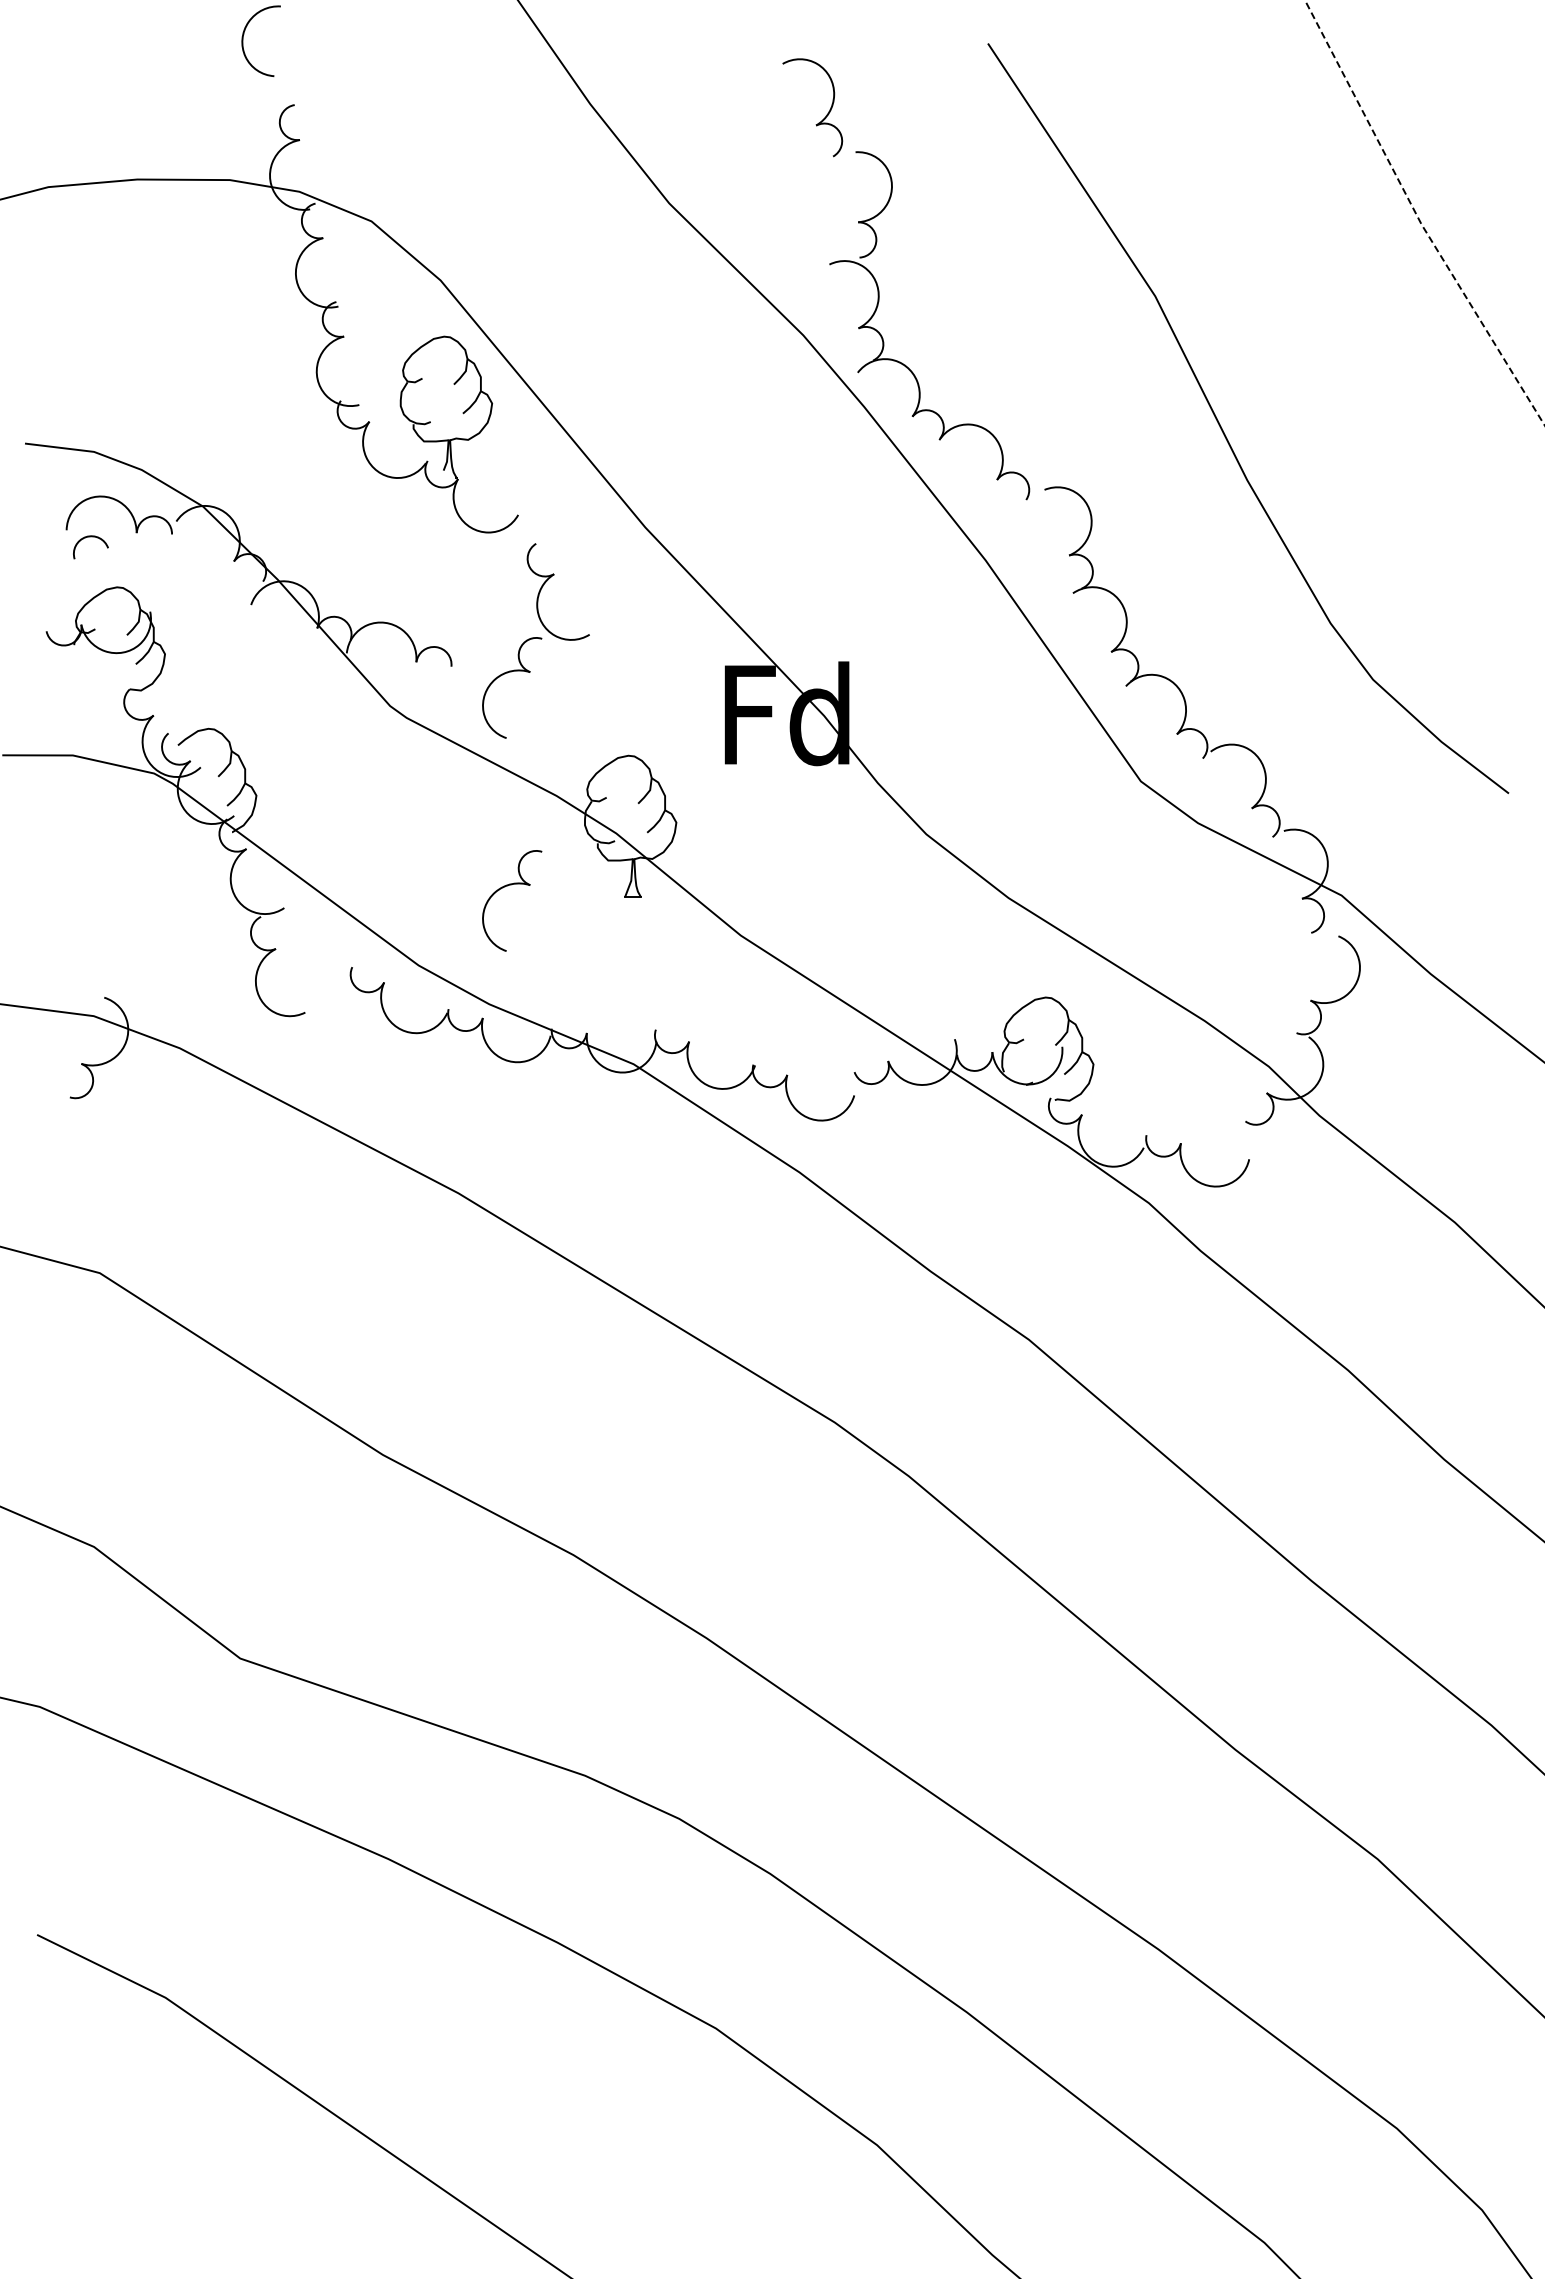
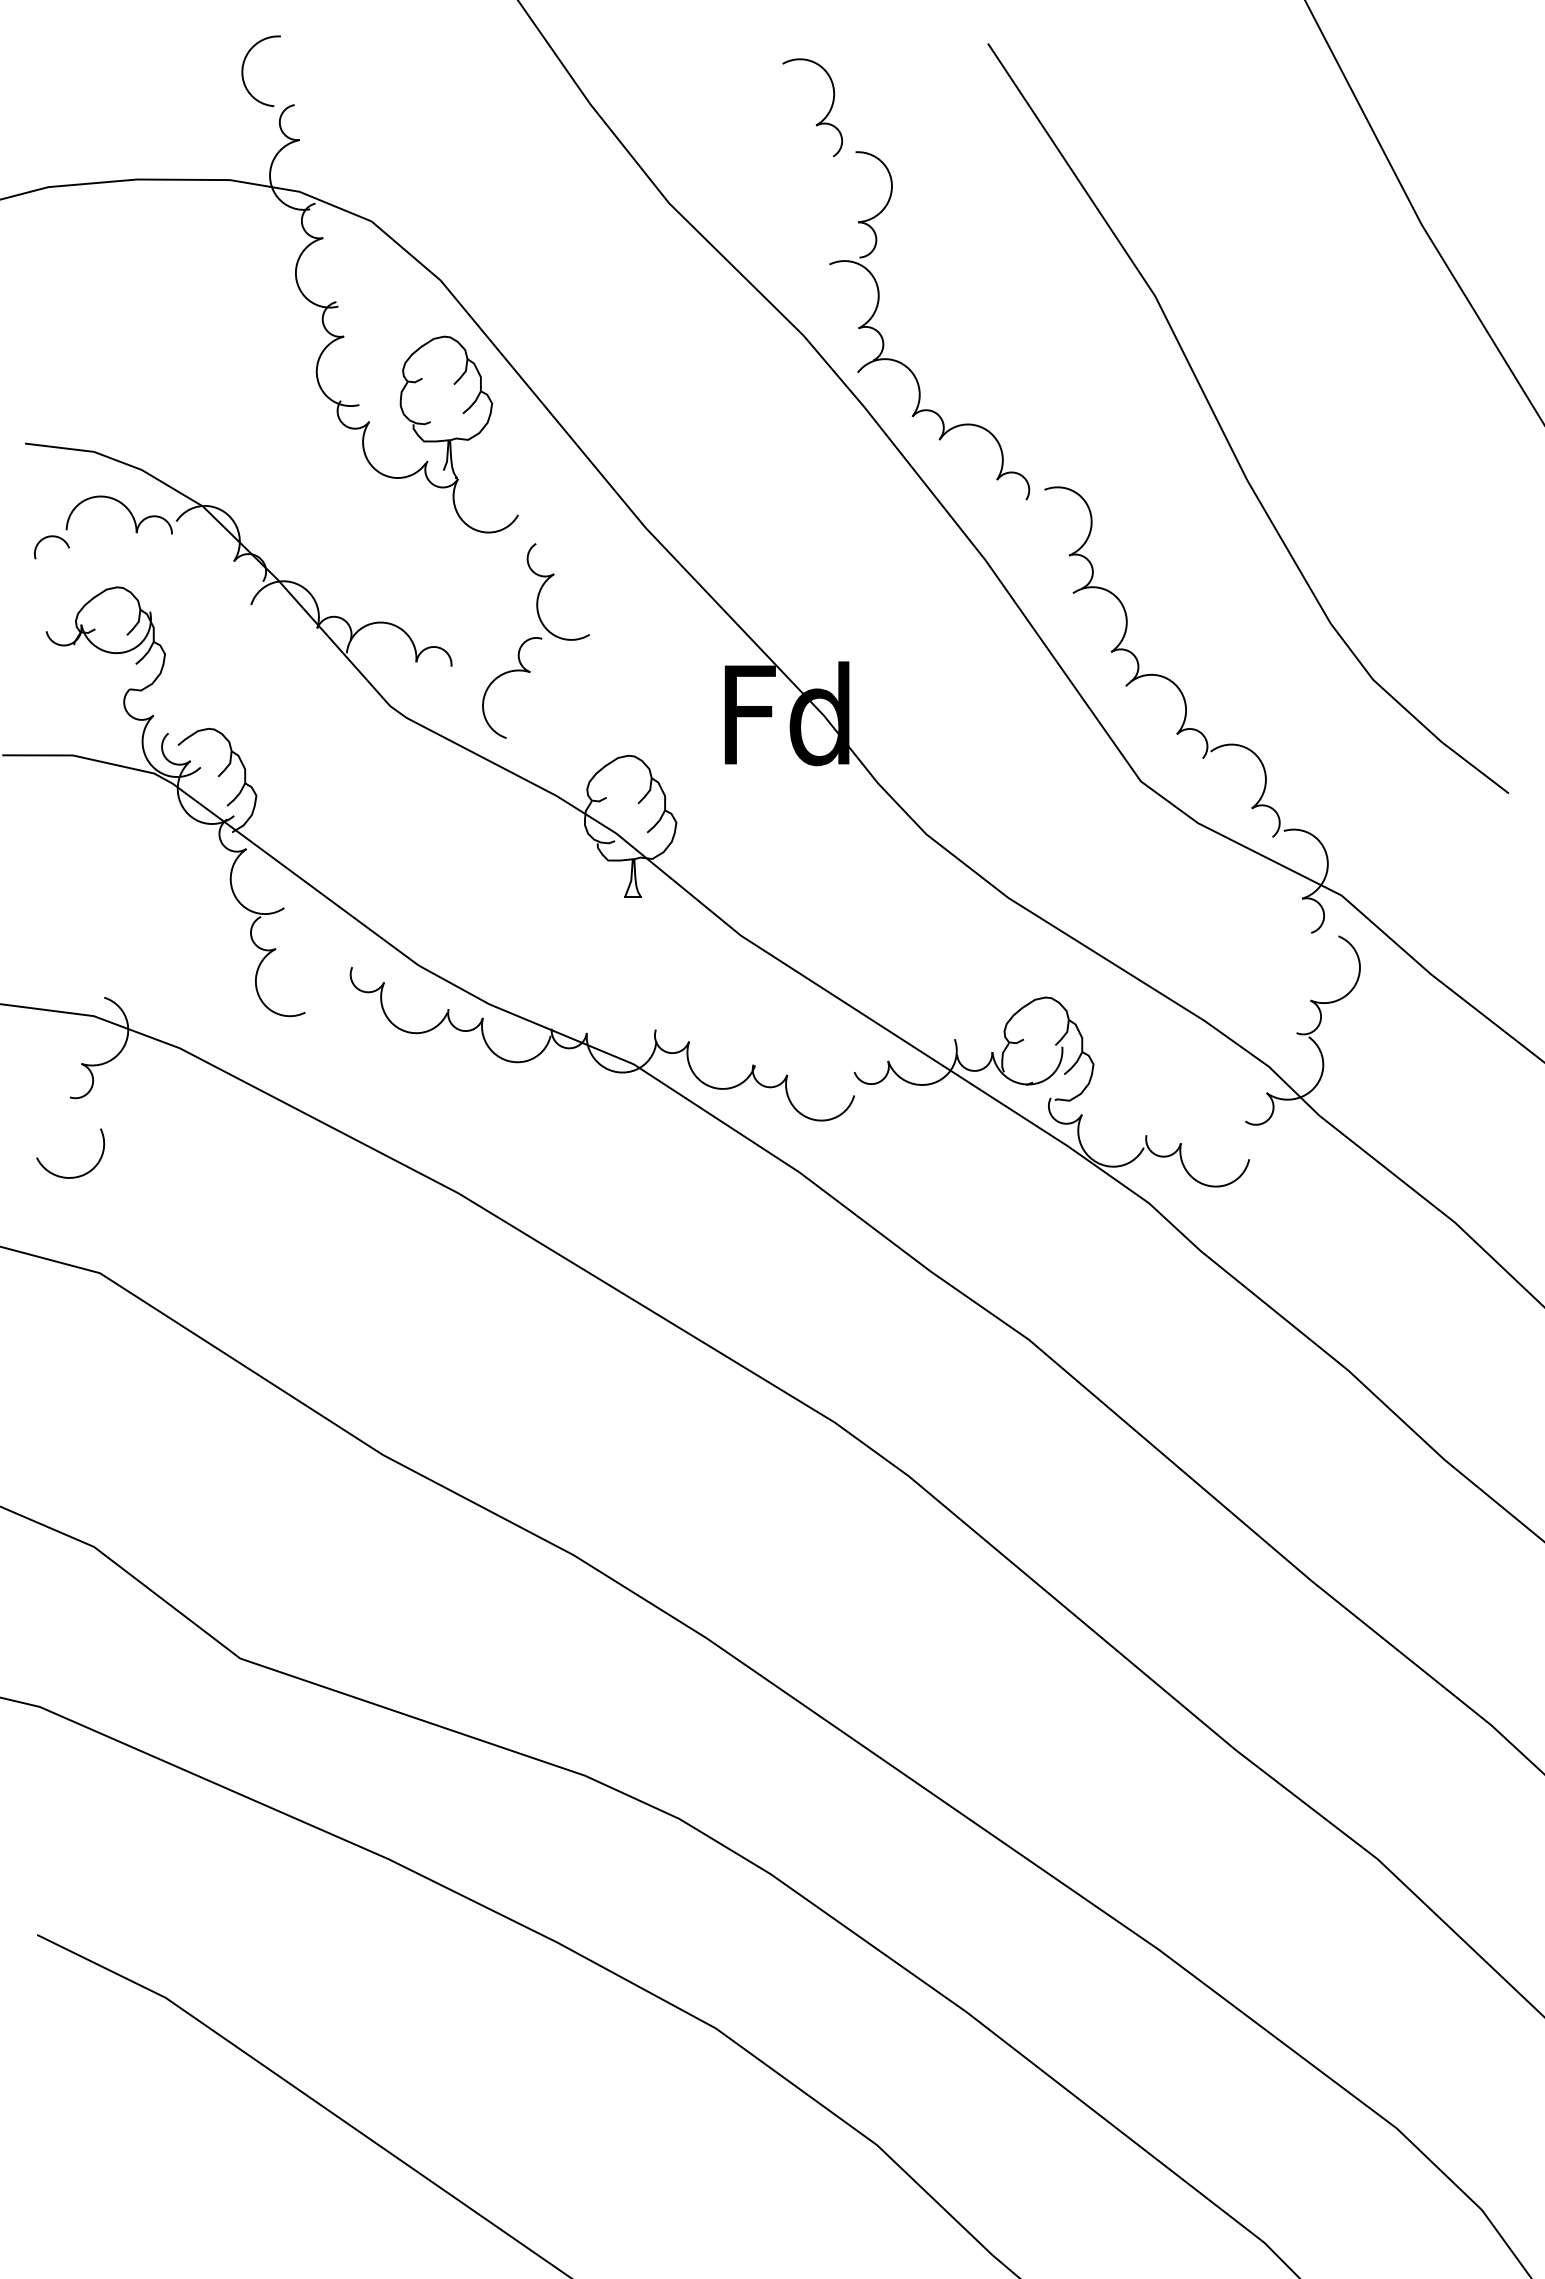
arc position: (243, 40) -> (243, 70) (243, 70)
line: dashed -> solid (1418, 217)
arc position: (90, 537) -> (51, 537) (51, 537)
part: present -> none (505, 887)
arc: none -> present (73, 1176)
